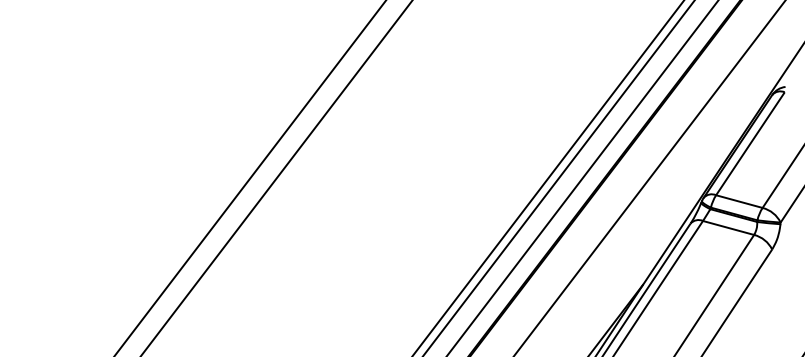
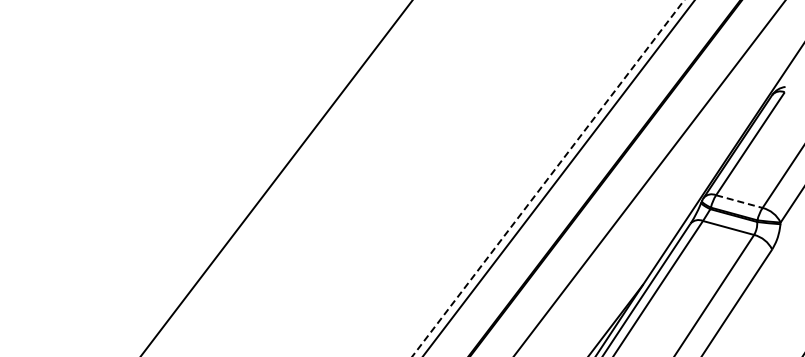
line: present -> none (250, 177)
line: present -> none (583, 177)
line: solid -> dashed (548, 178)
line: solid -> dashed (739, 201)
